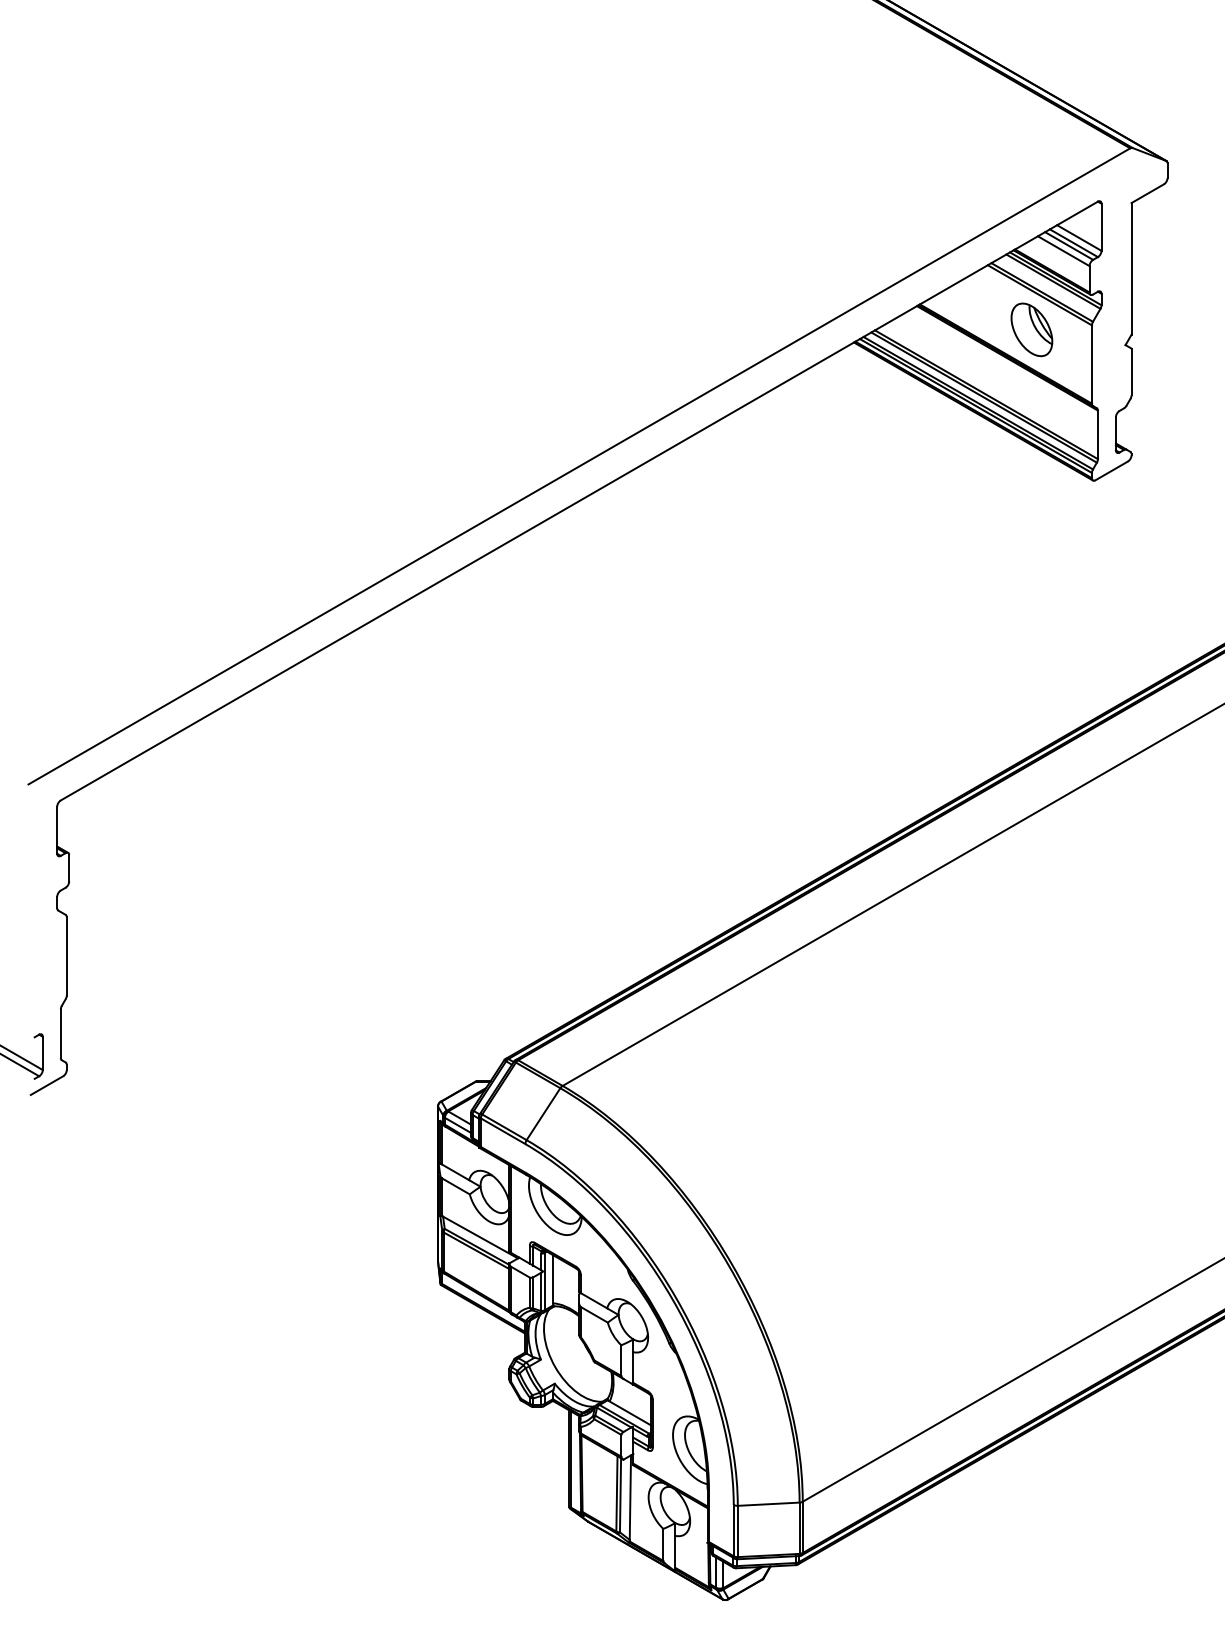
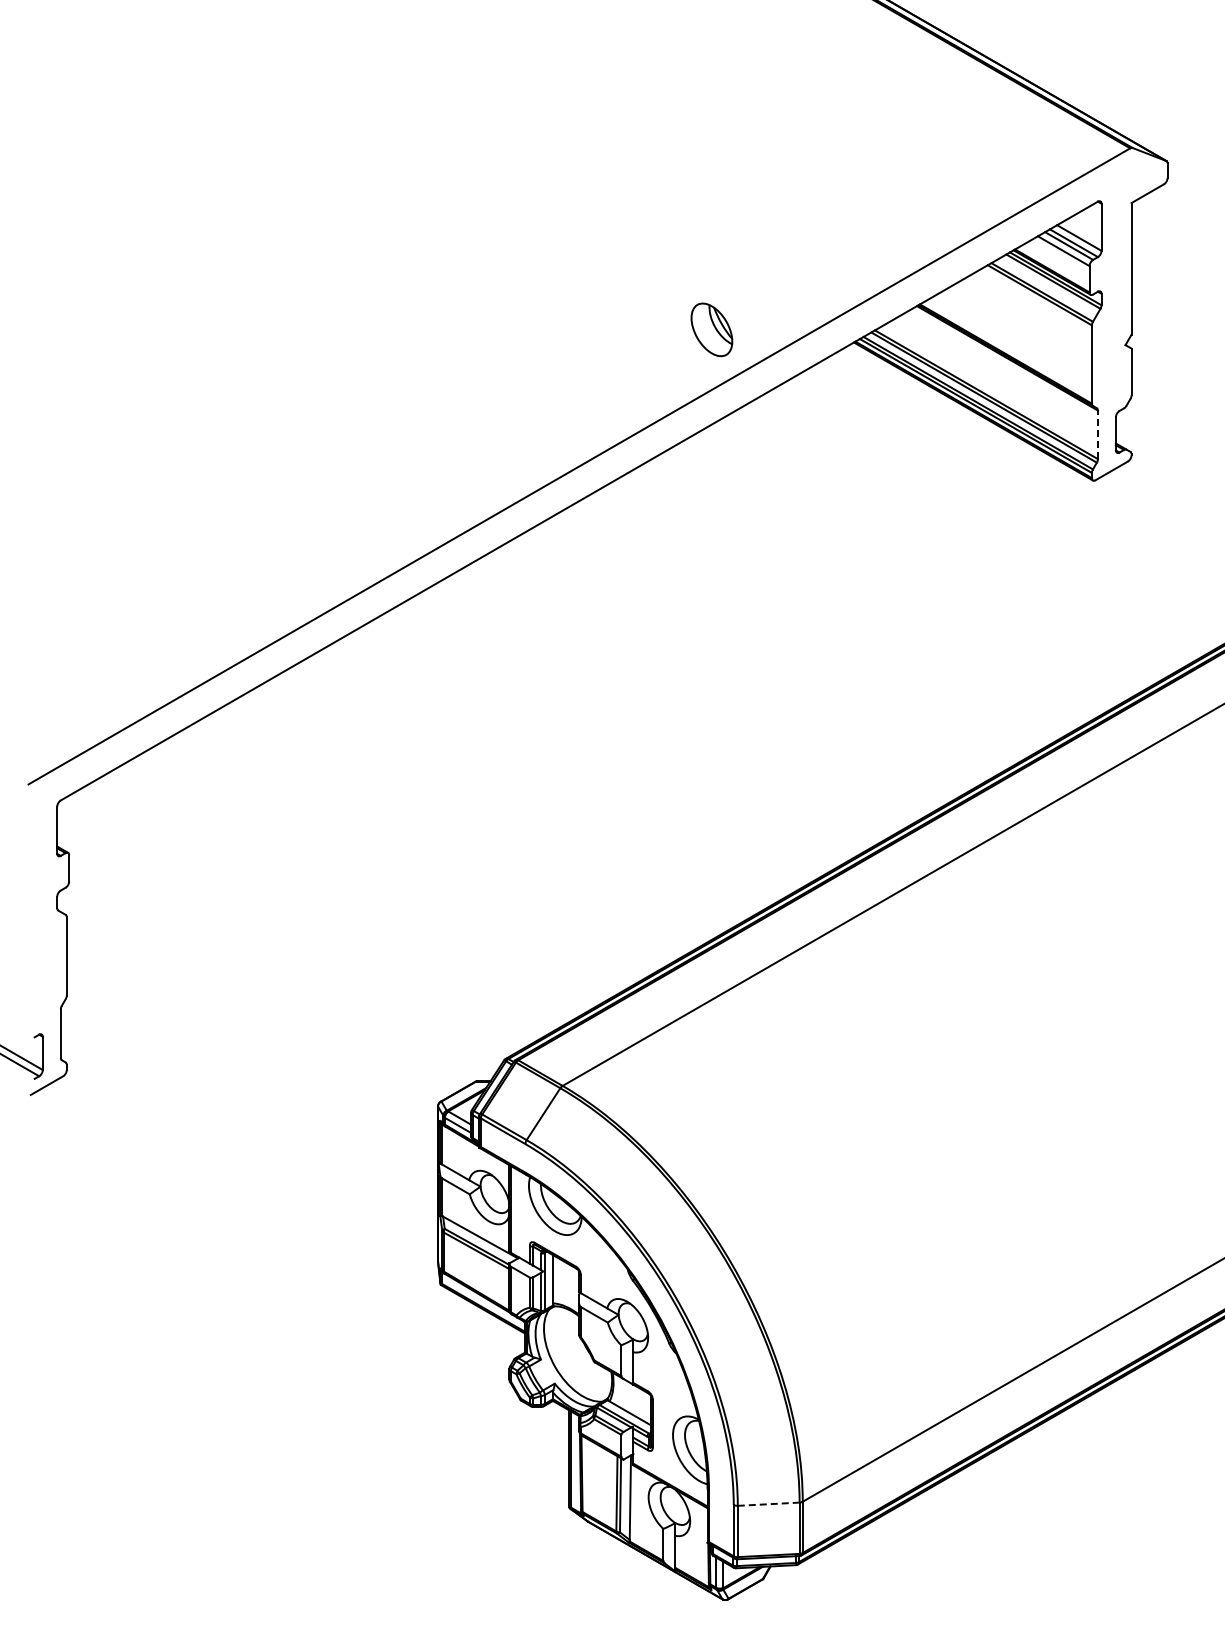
part position: (1031, 329) -> (711, 329) (711, 329)
line: solid -> dashed (1097, 434)
line: solid -> dashed (768, 1504)
